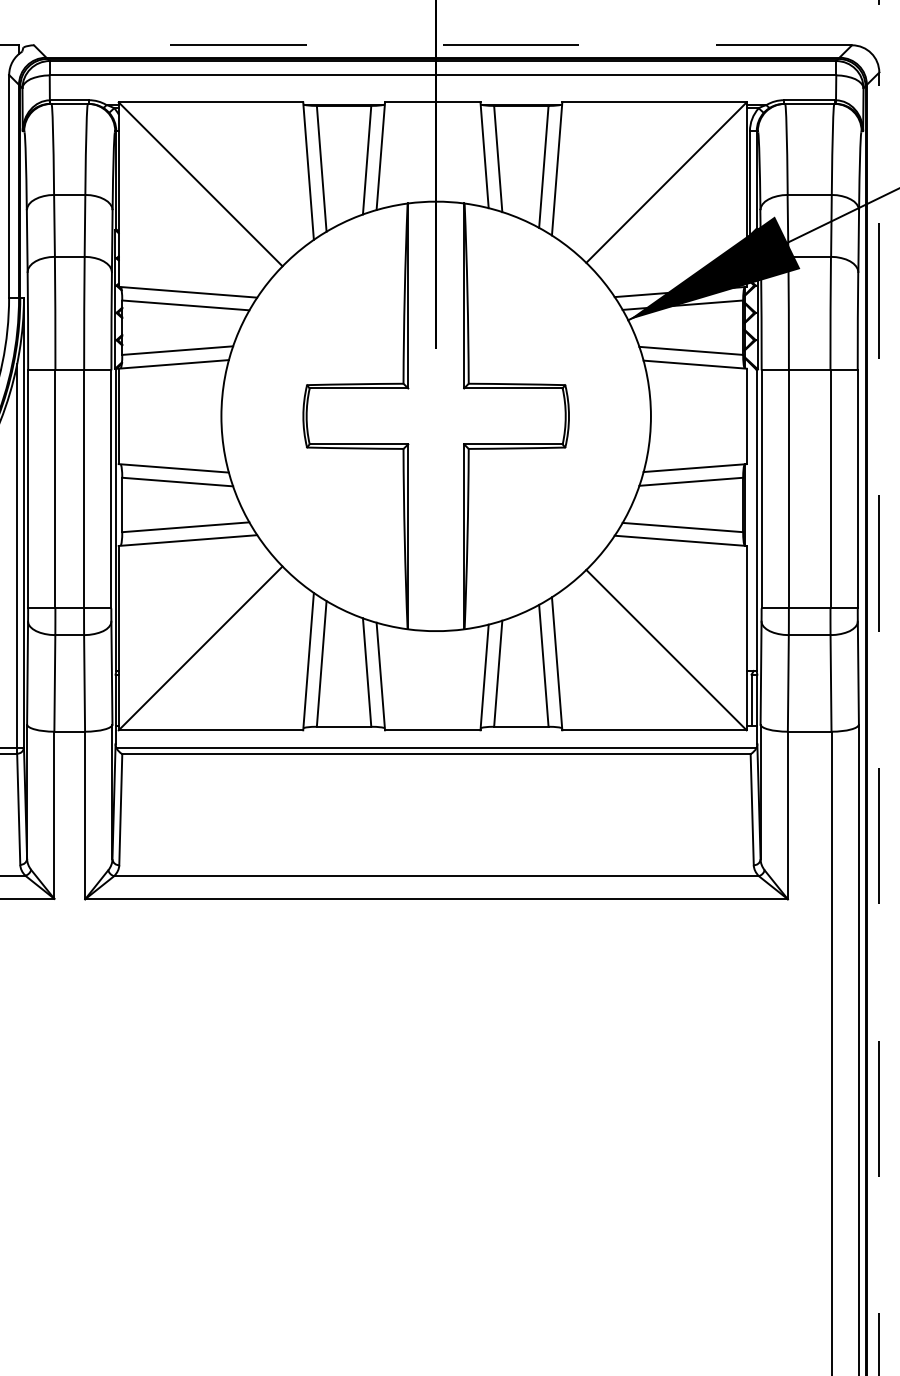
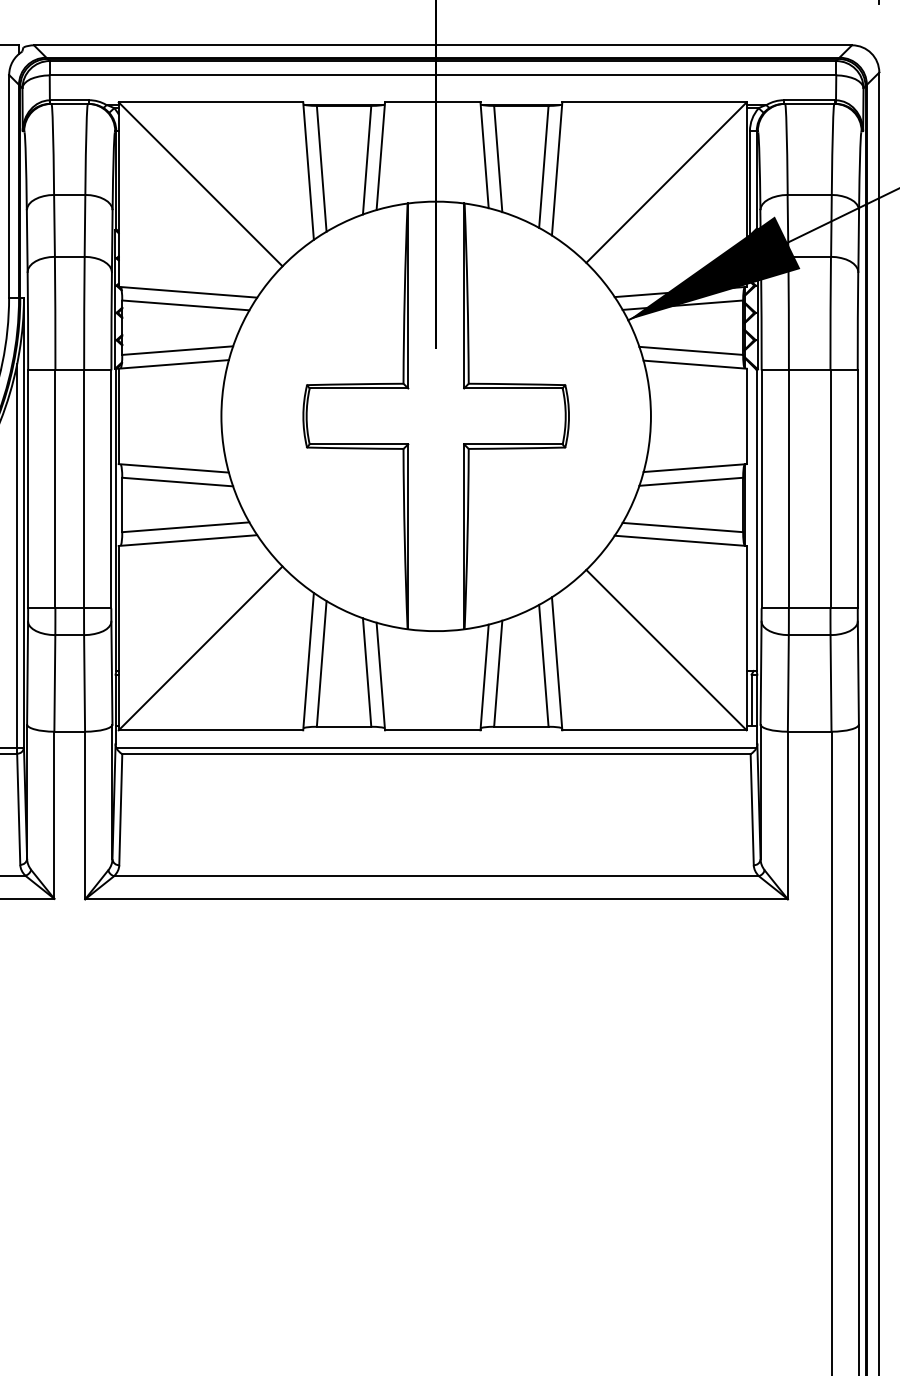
line: dashed -> solid (442, 45)
line: dashed -> solid (879, 723)
